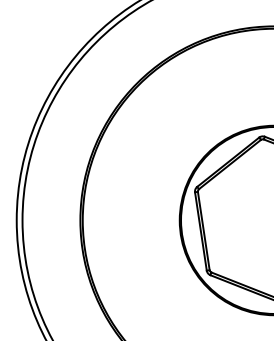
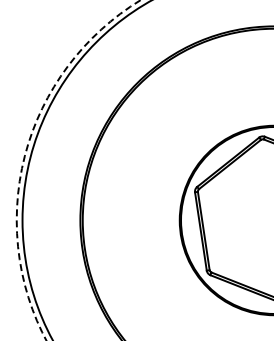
circle: solid -> dashed (78, 170)
